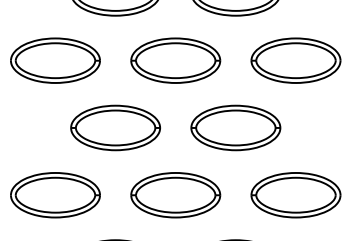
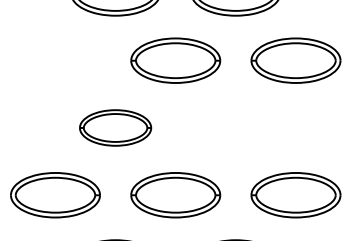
part: present -> none (55, 60)
part size: 91x48 px -> 74x38 px (115, 127)
part: present -> none (235, 127)
